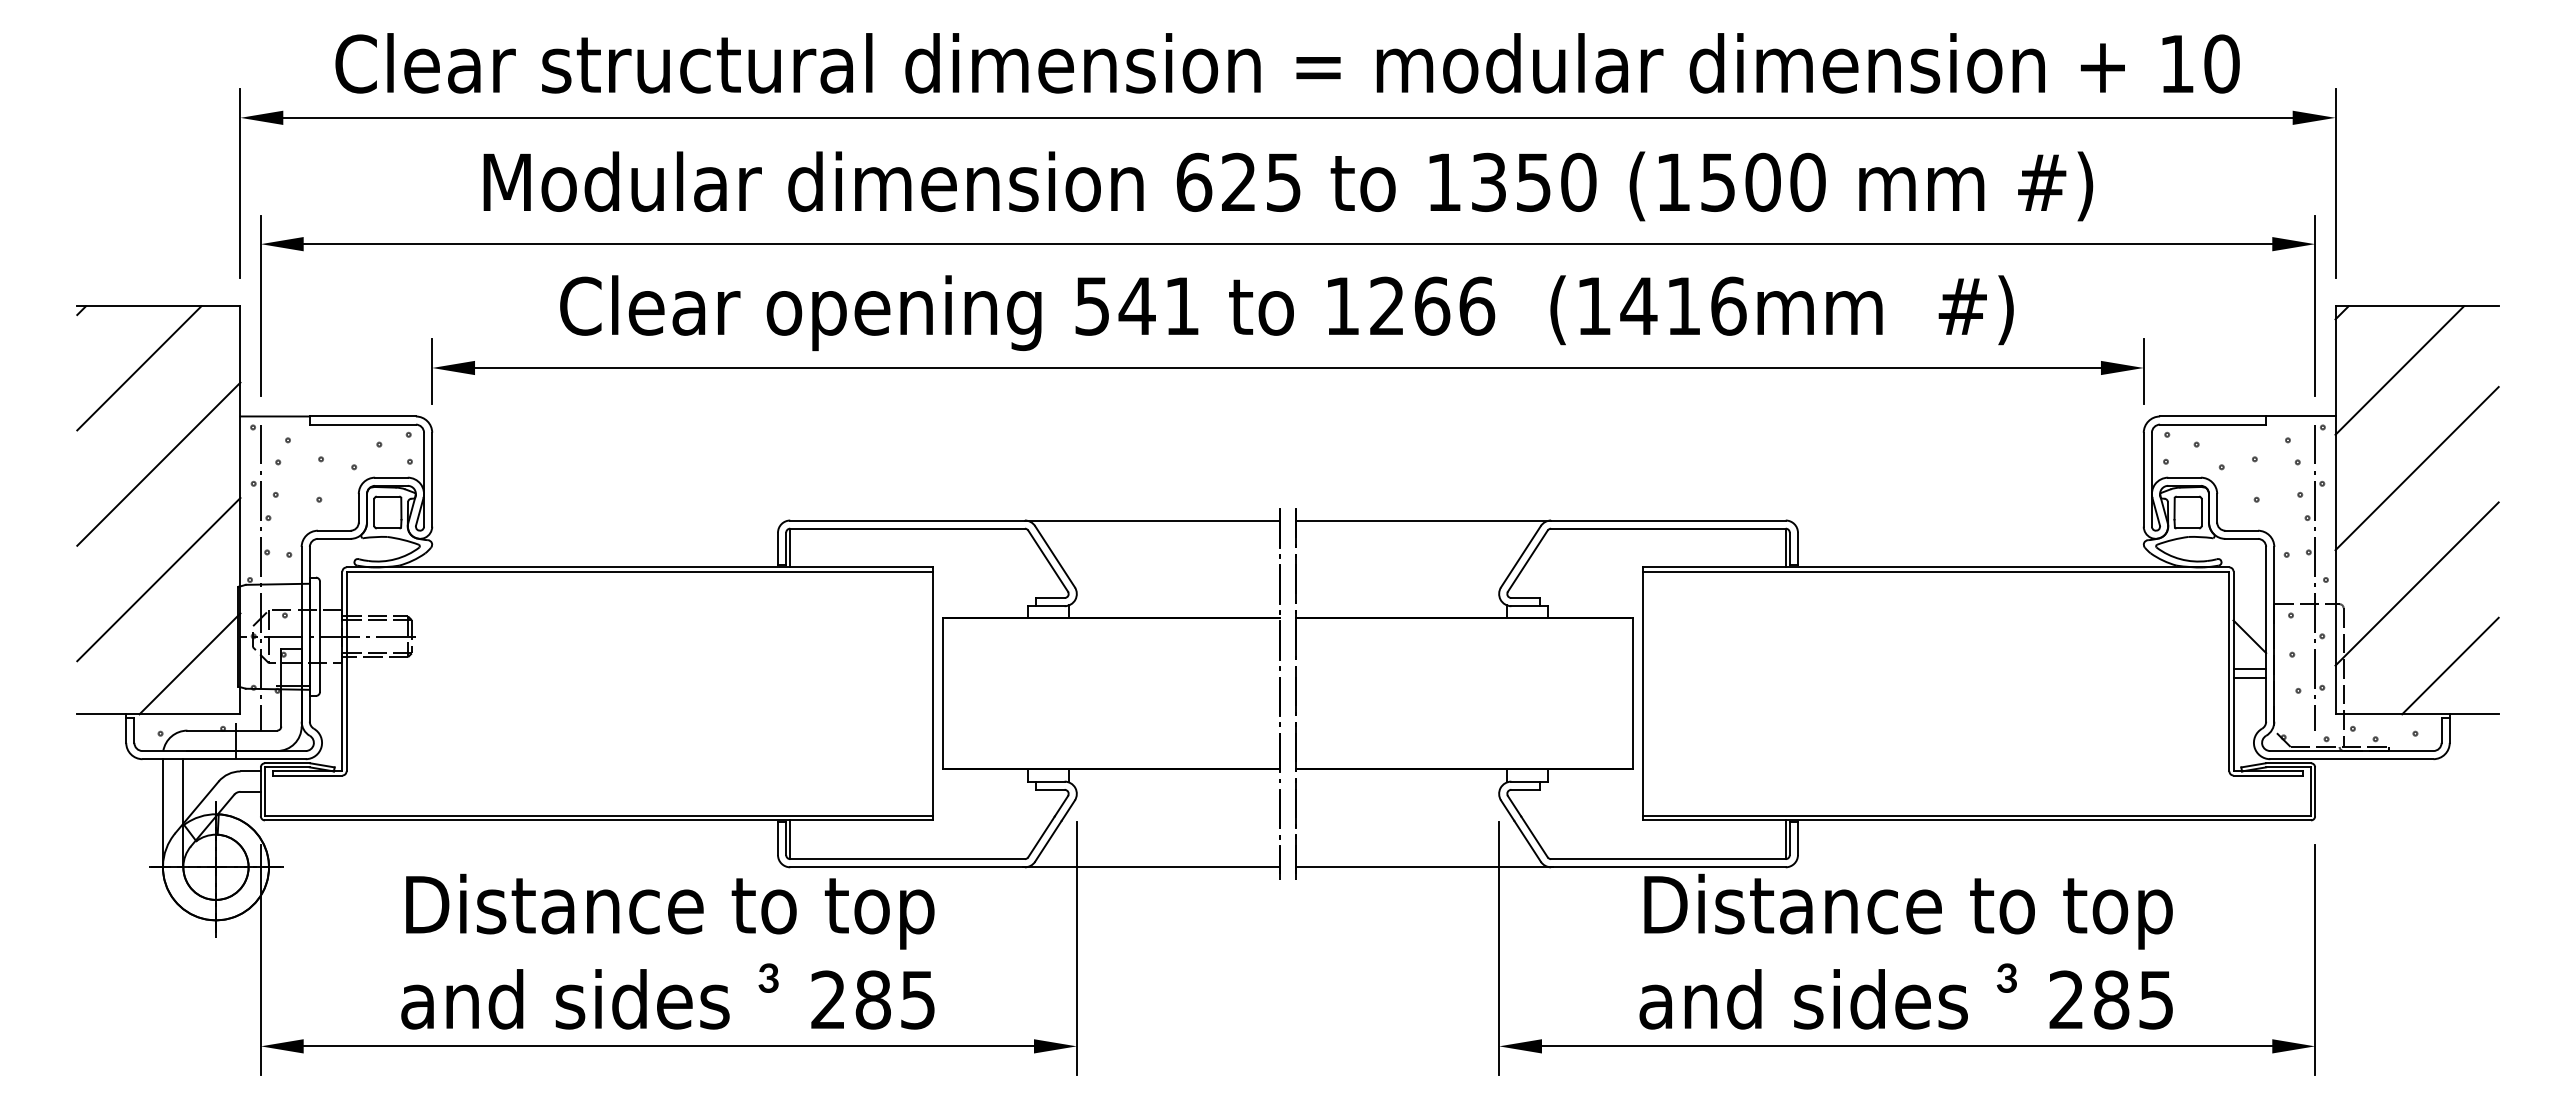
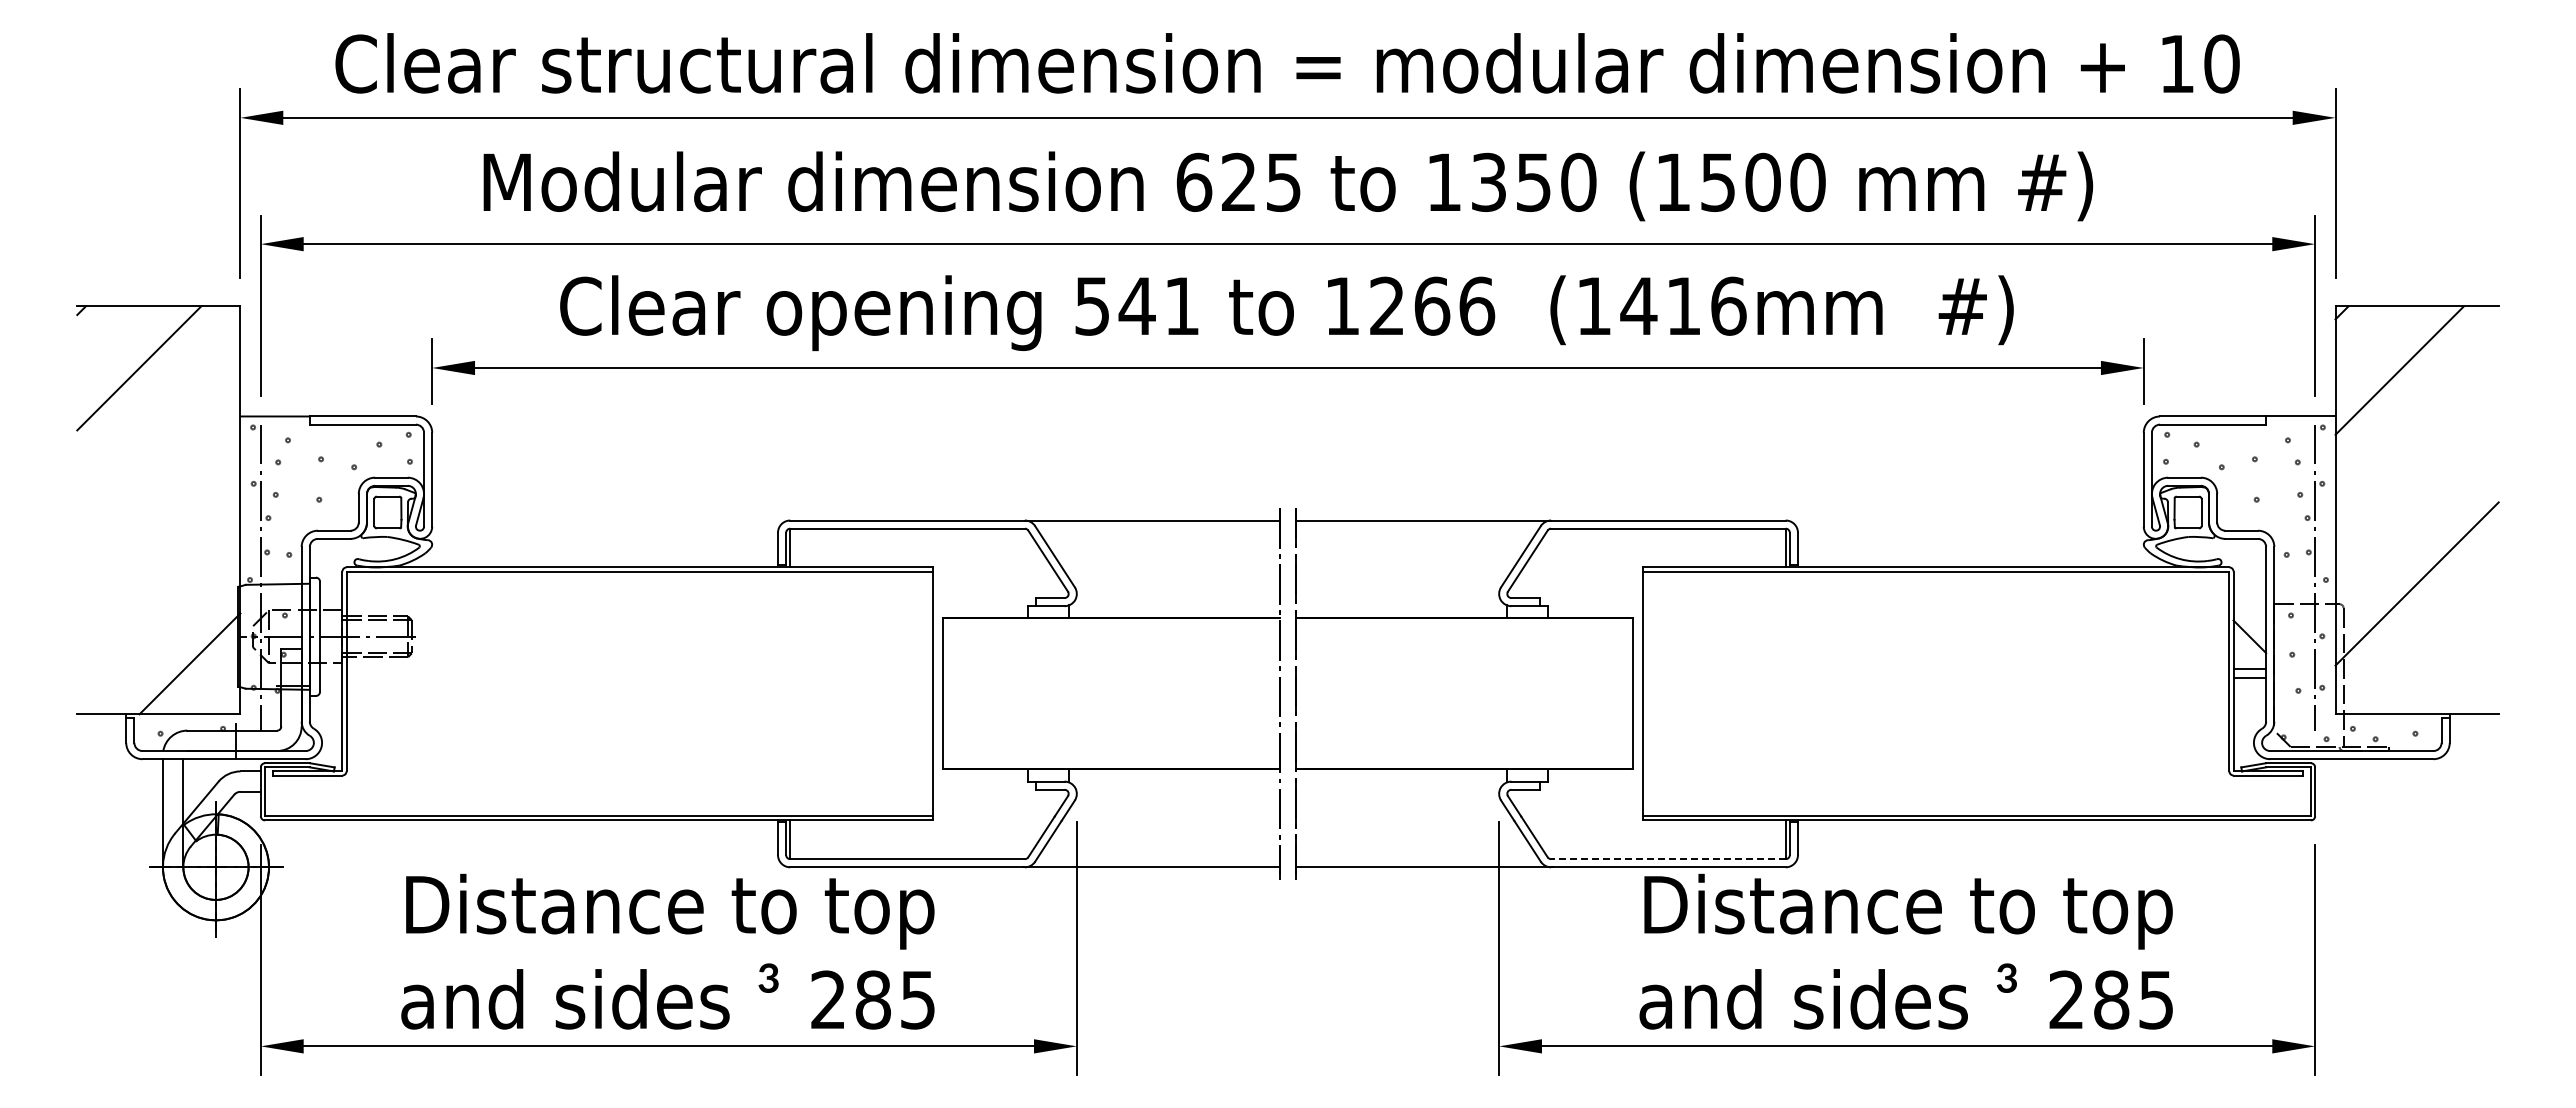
line: present -> none (158, 463)
line: present -> none (2416, 468)
line: present -> none (158, 579)
line: present -> none (2450, 665)
line: solid -> dashed (1667, 859)
